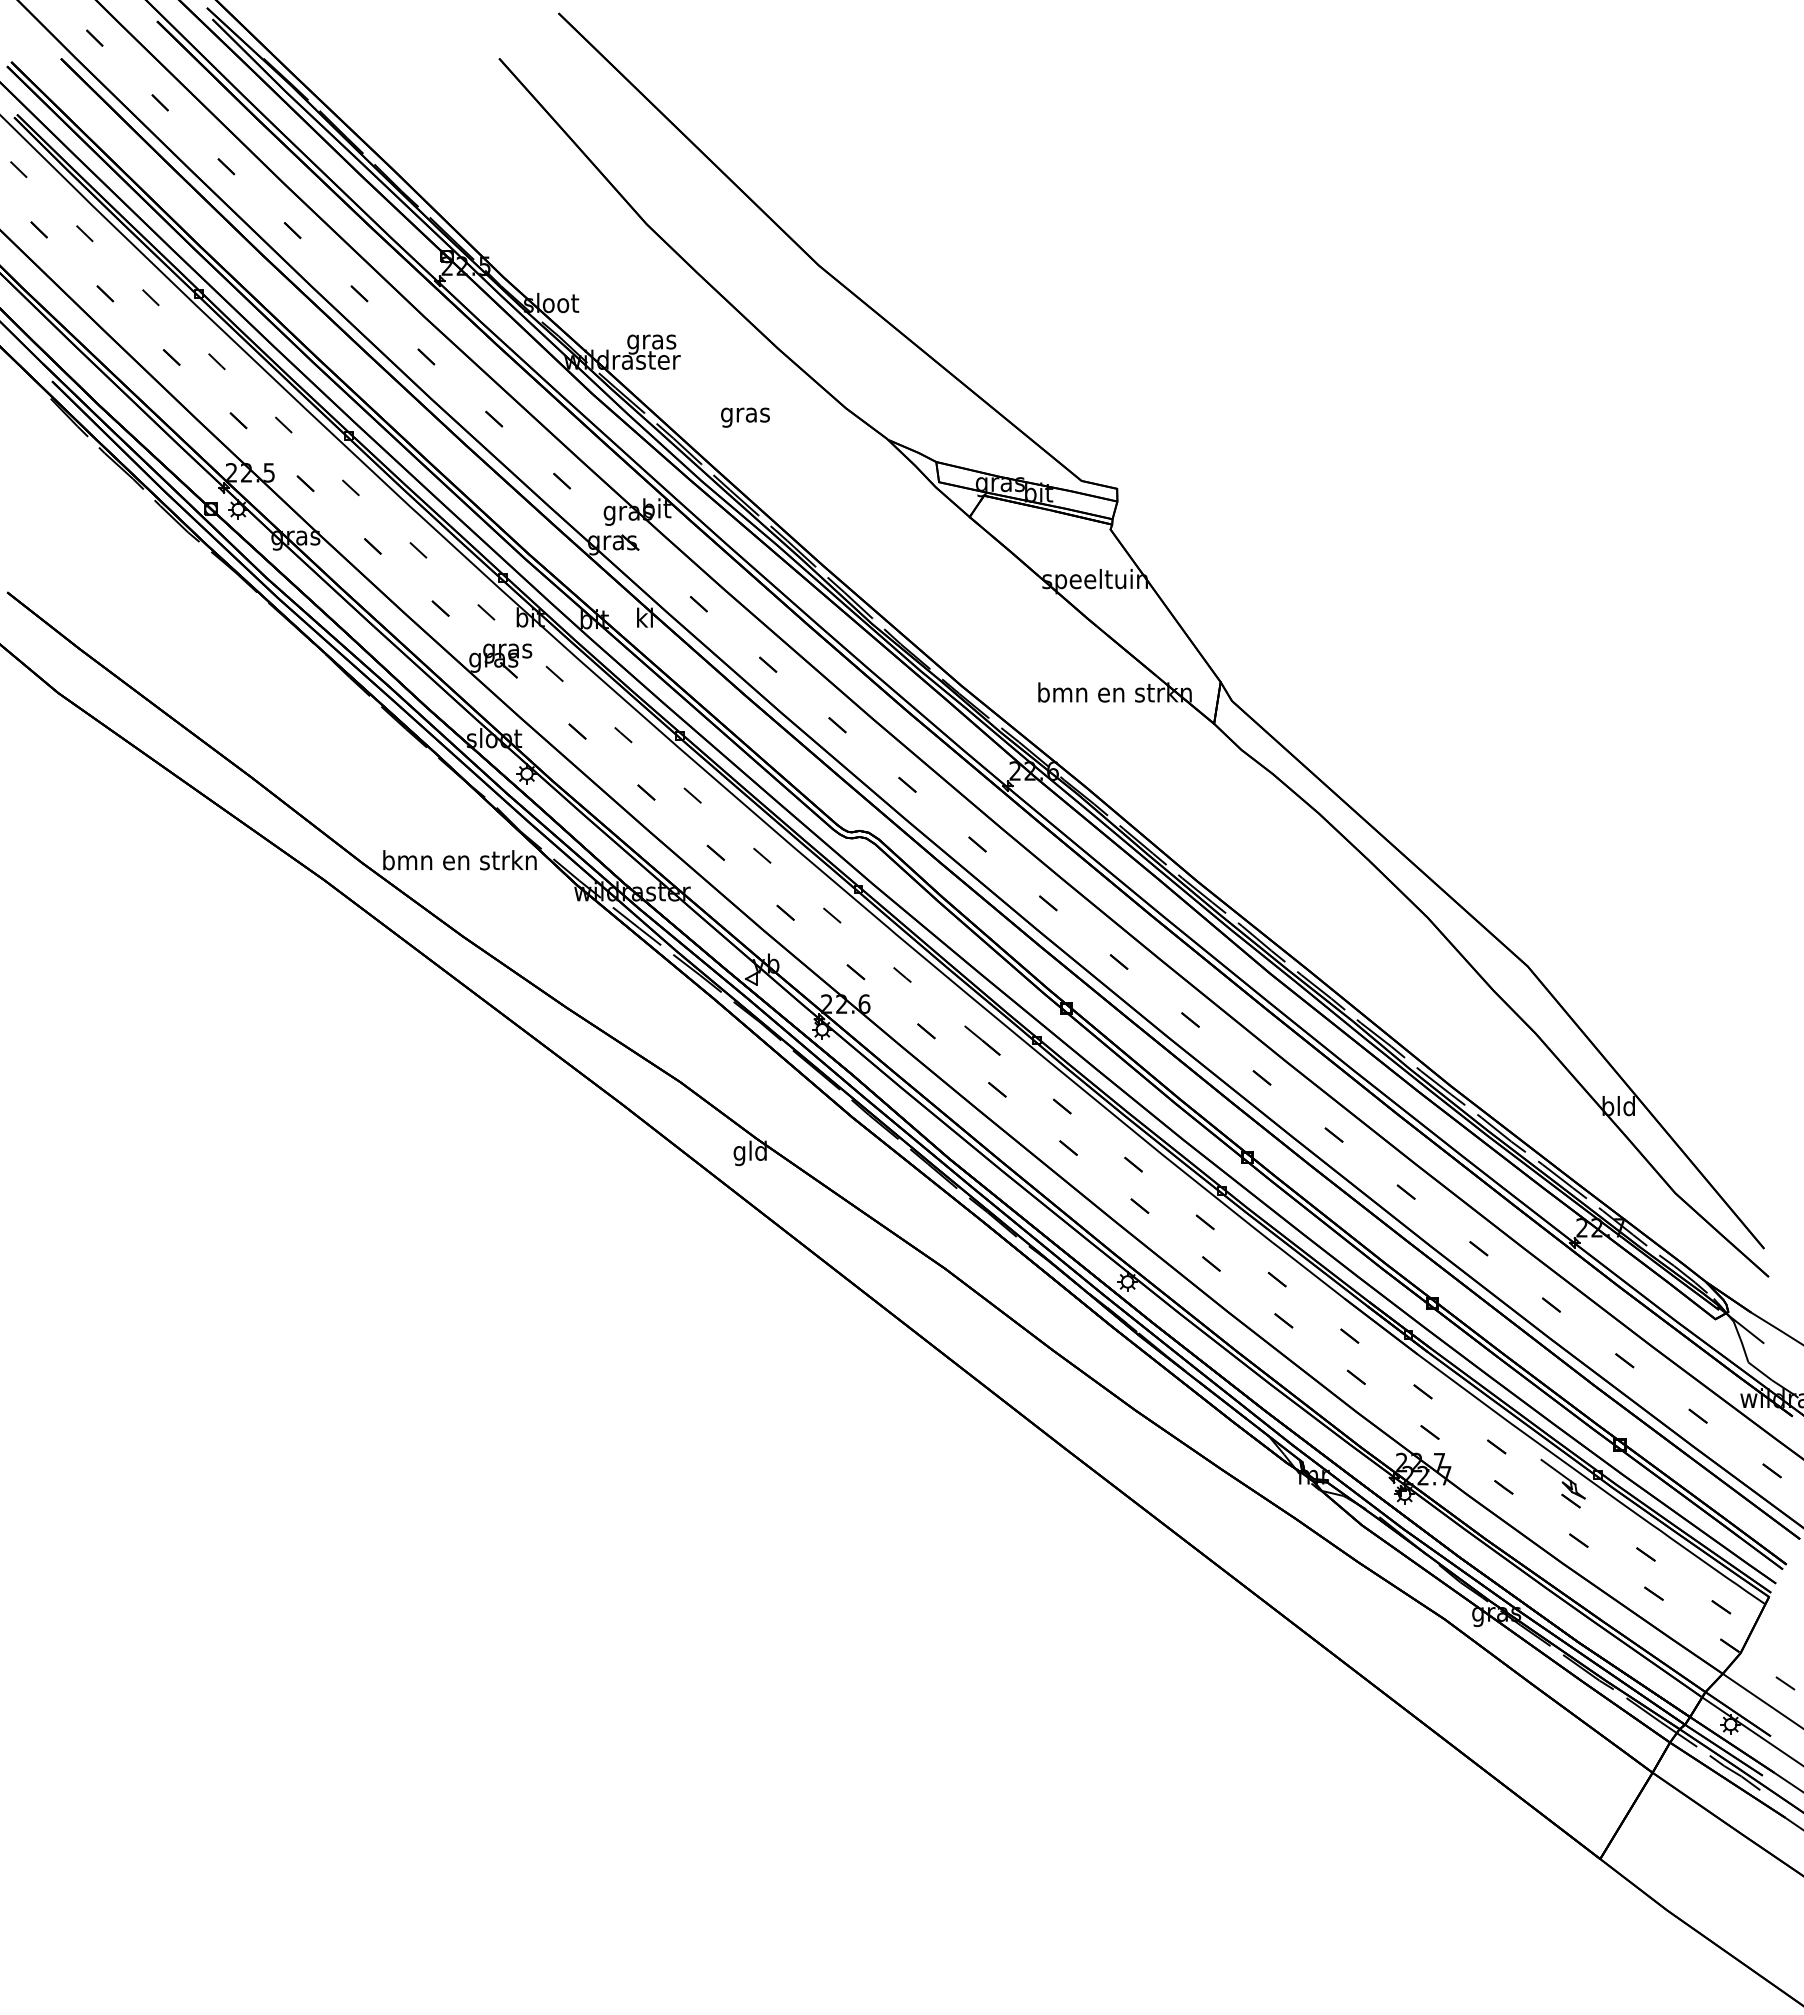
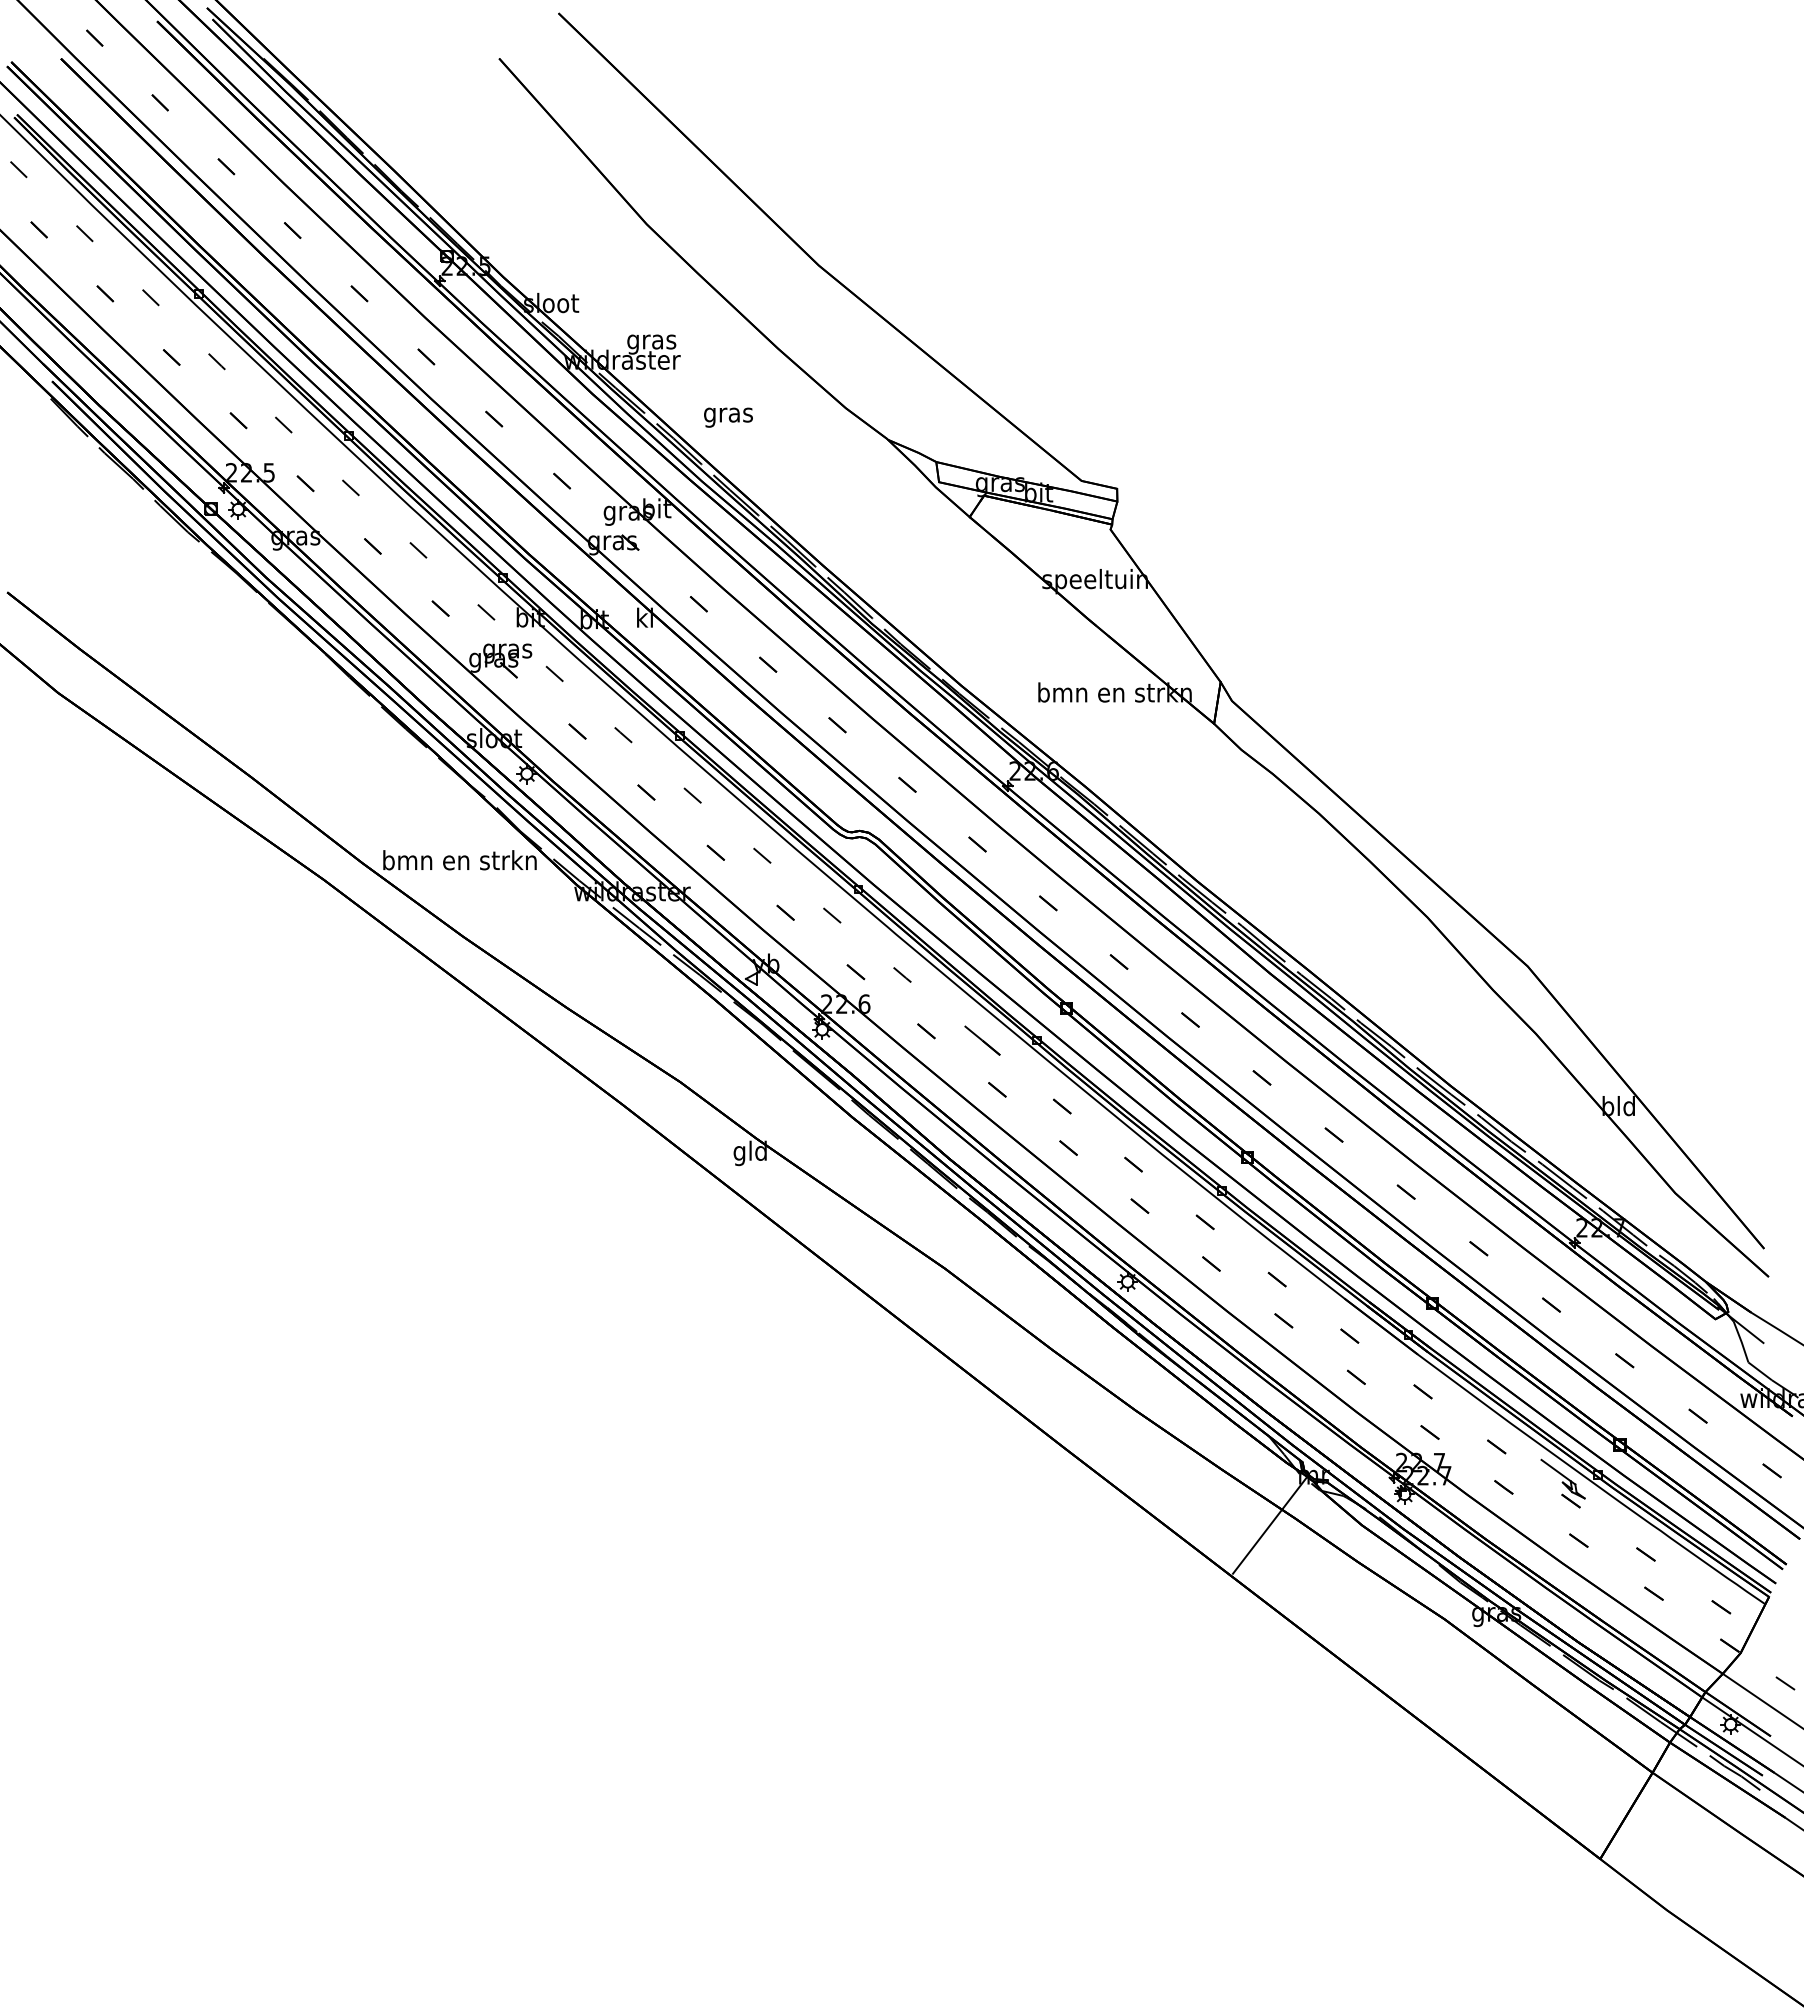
text position: (745, 417) -> (728, 417) (728, 417)
line: none -> present (1270, 1523)
